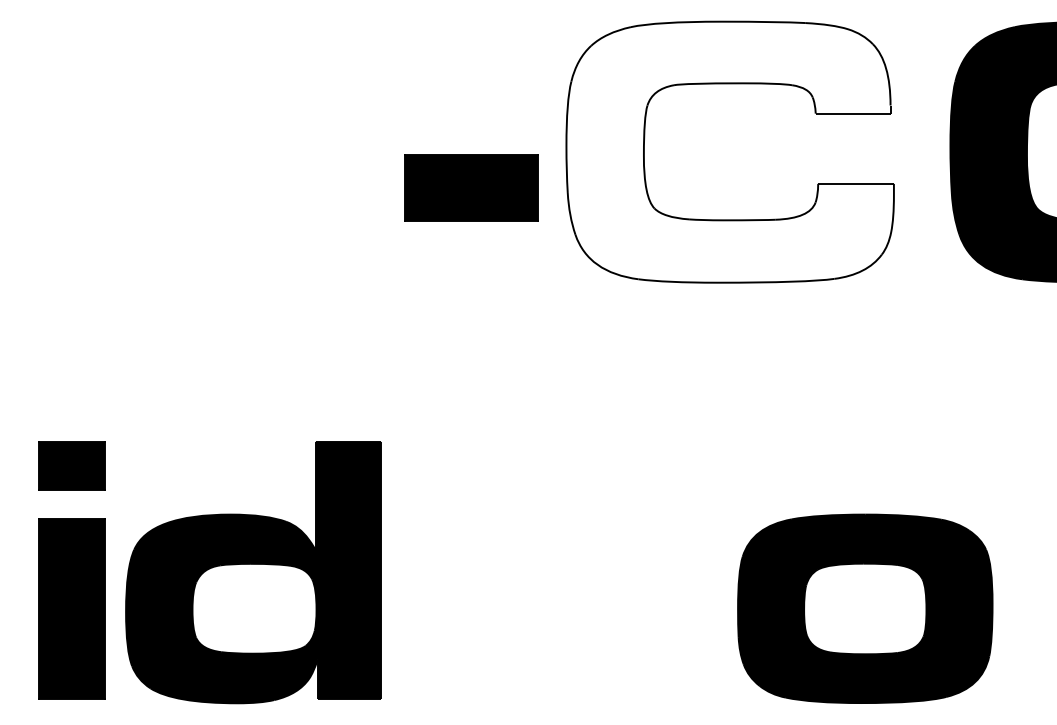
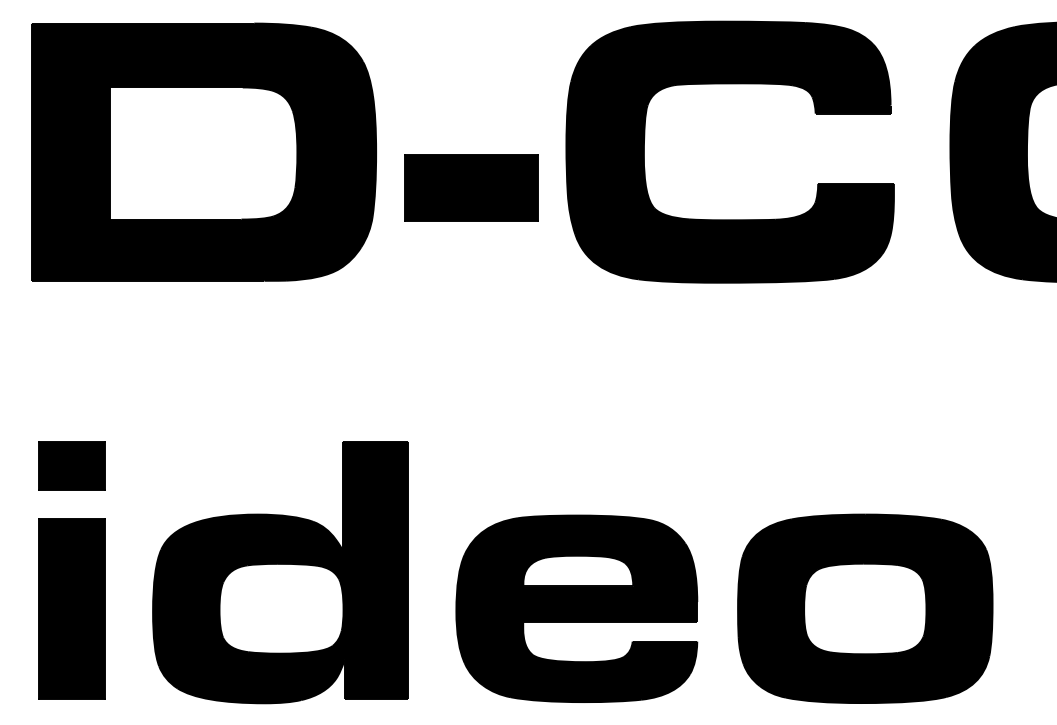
part: none -> present (203, 151)
fill: none -> present (729, 151)
part position: (253, 572) -> (280, 572) (280, 572)
part: none -> present (576, 608)
